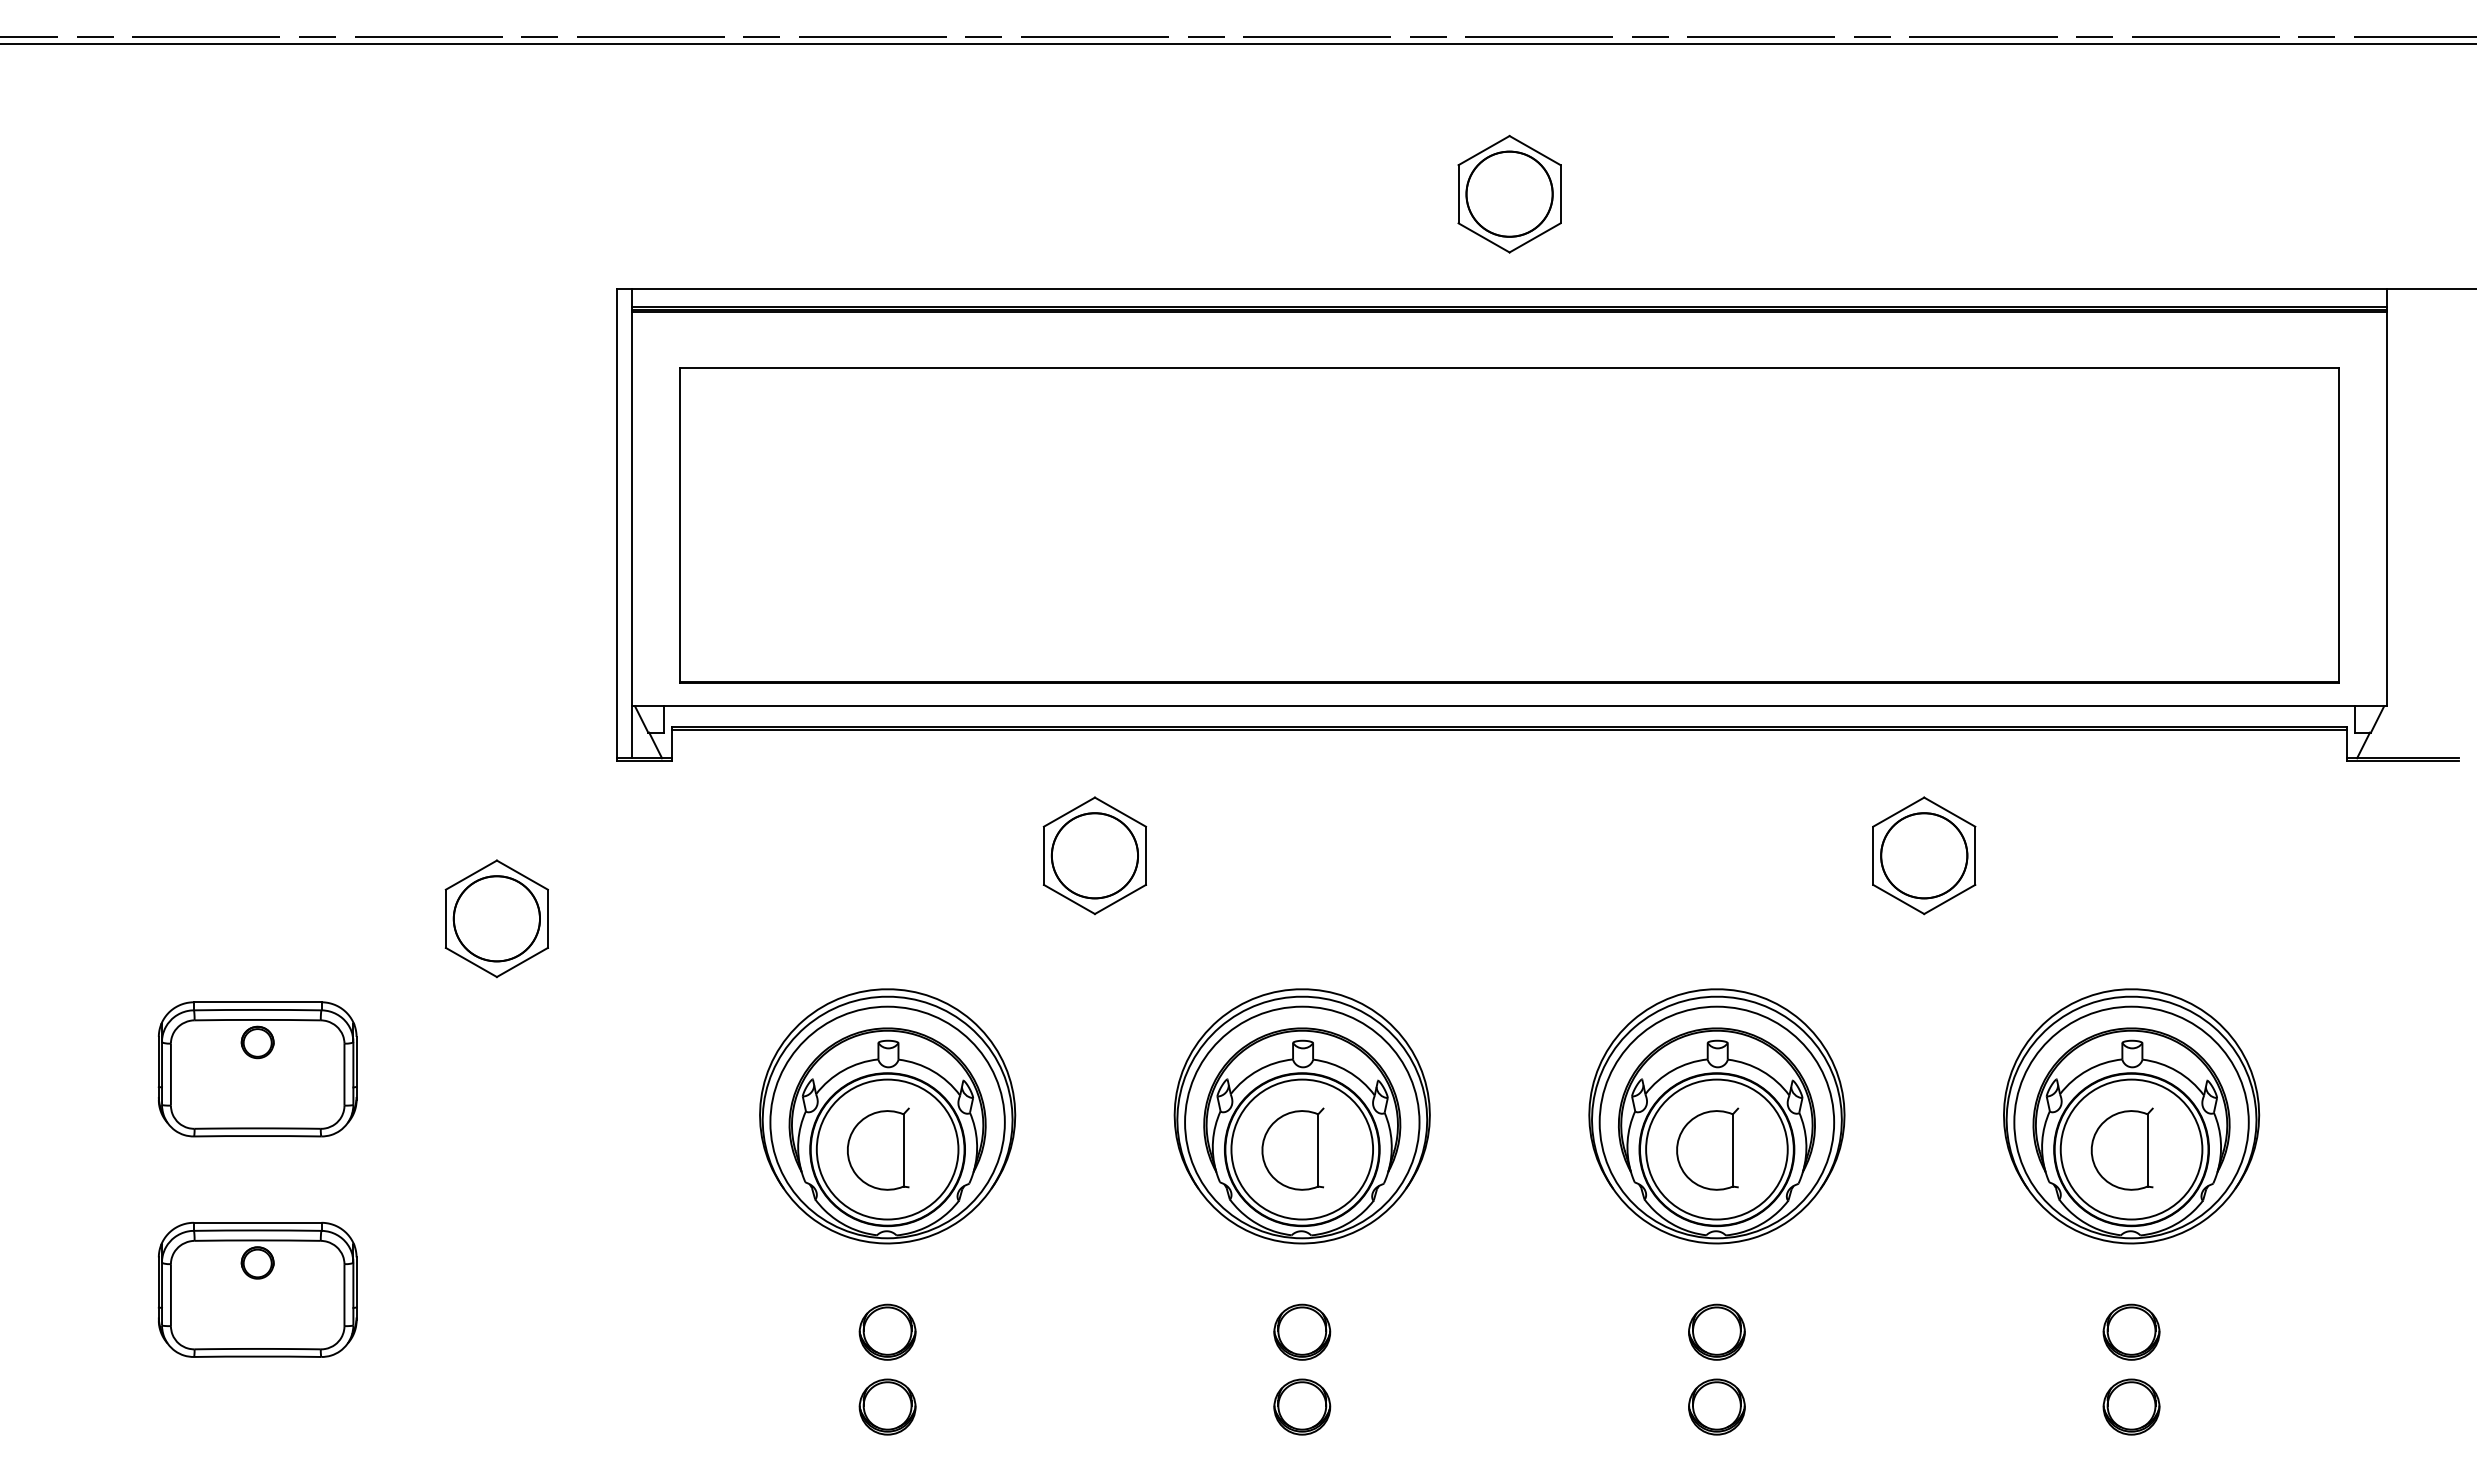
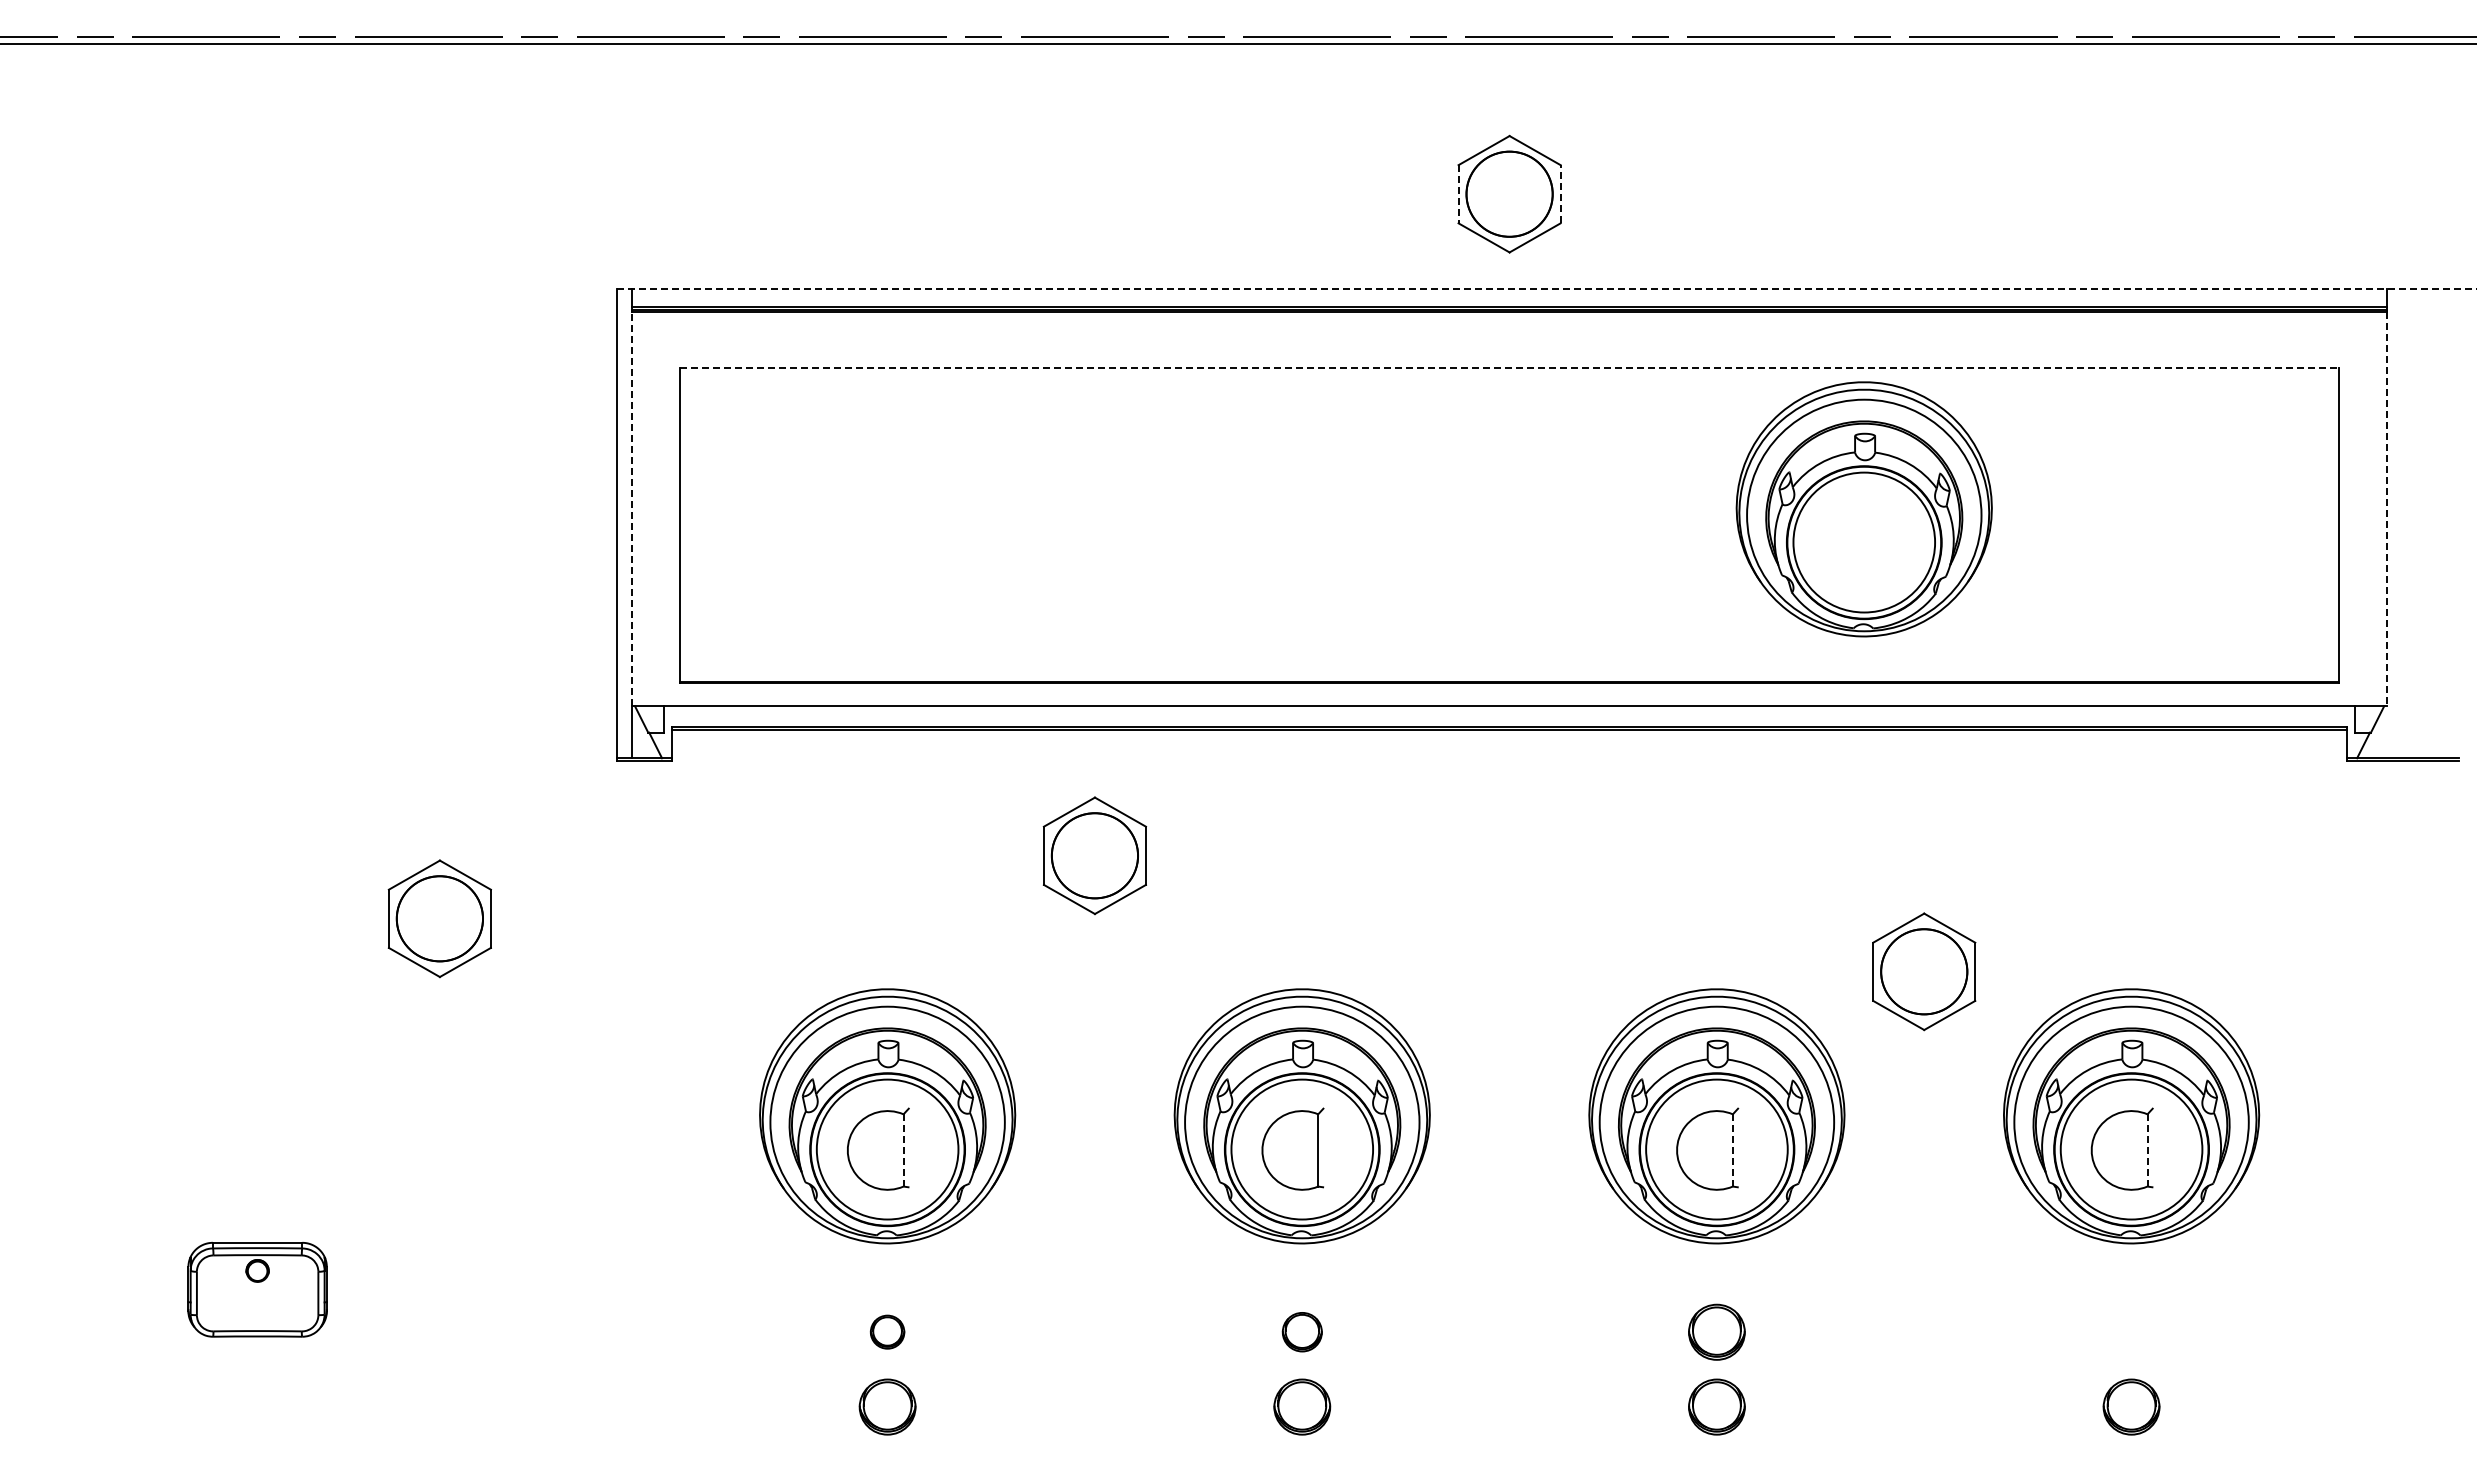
line: solid -> dashed (1560, 193)
line: solid -> dashed (1458, 194)
line: solid -> dashed (1546, 288)
line: solid -> dashed (1510, 367)
line: solid -> dashed (632, 509)
part: none -> present (1863, 509)
line: solid -> dashed (2386, 509)
part position: (1924, 855) -> (1924, 971) (1924, 971)
part position: (496, 918) -> (439, 918) (439, 918)
part: present -> none (257, 1069)
line: solid -> dashed (903, 1150)
line: solid -> dashed (1732, 1150)
line: solid -> dashed (2147, 1150)
part size: 201x137 px -> 141x97 px (257, 1289)
part size: 59x58 px -> 37x36 px (887, 1331)
part size: 59x58 px -> 42x41 px (1301, 1332)
part: present -> none (2131, 1331)
